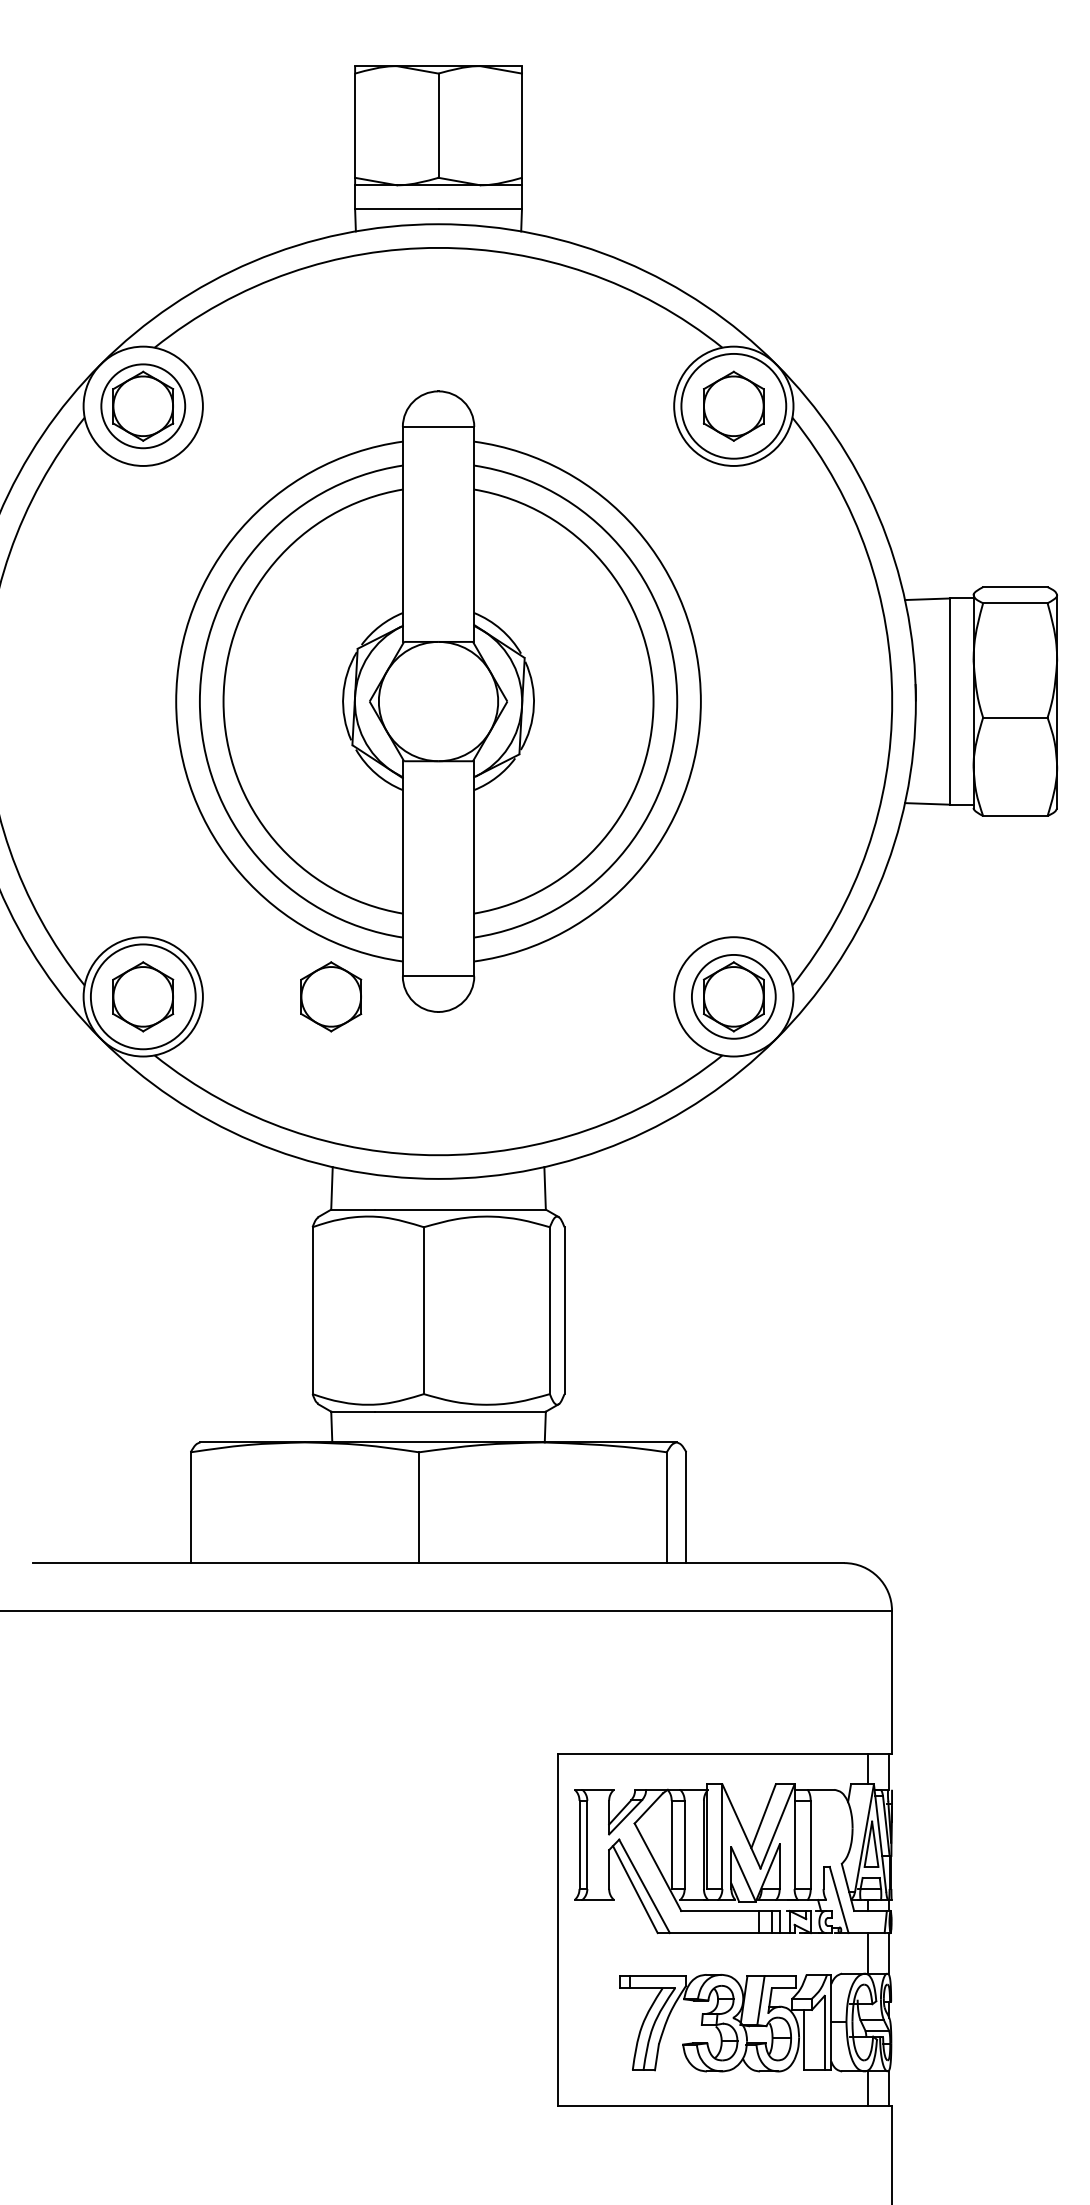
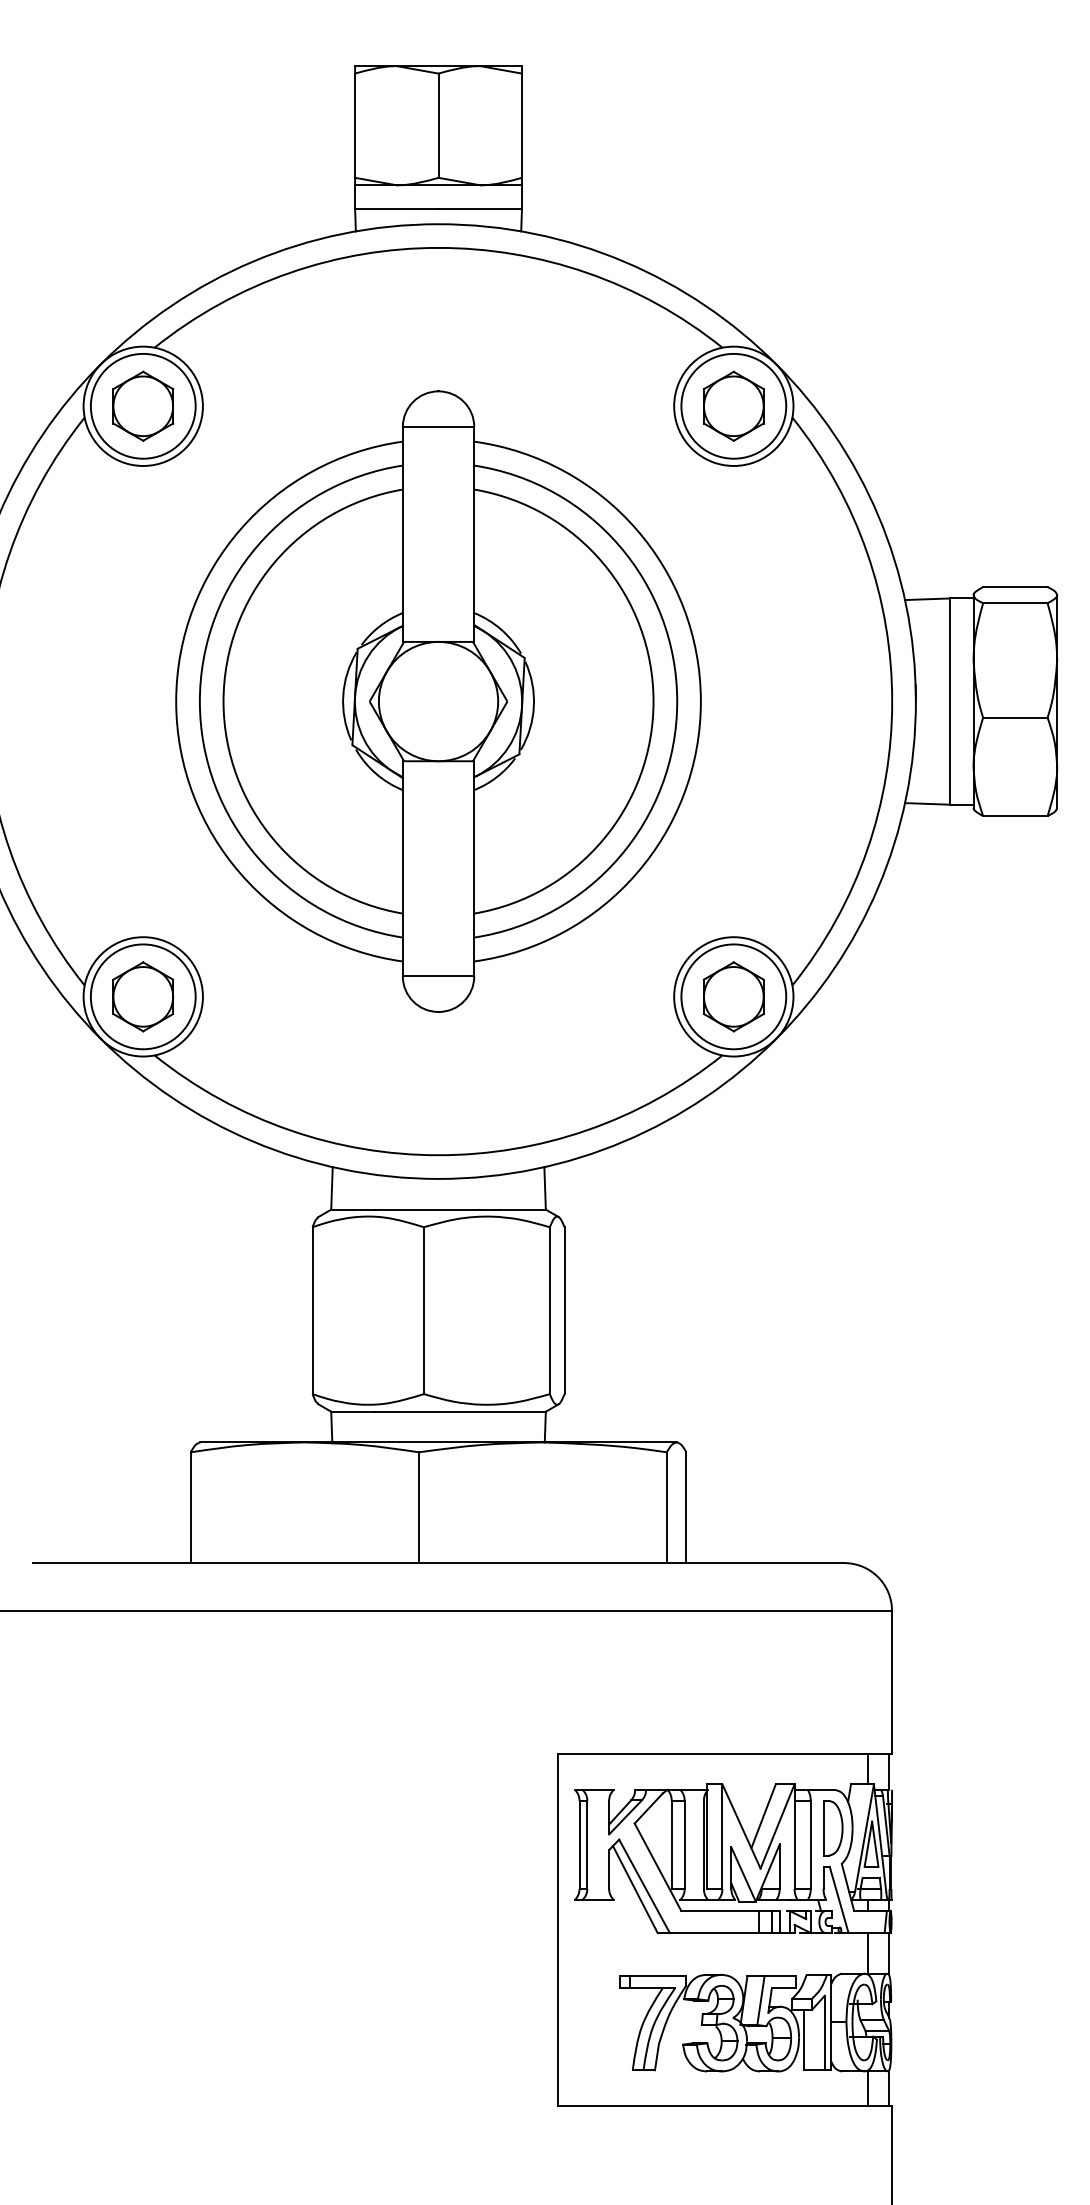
circle diameter: 84 px -> 105 px (142, 405)
part: present -> none (331, 996)
circle diameter: 84 px -> 105 px (733, 996)
part: none -> present (833, 1828)
